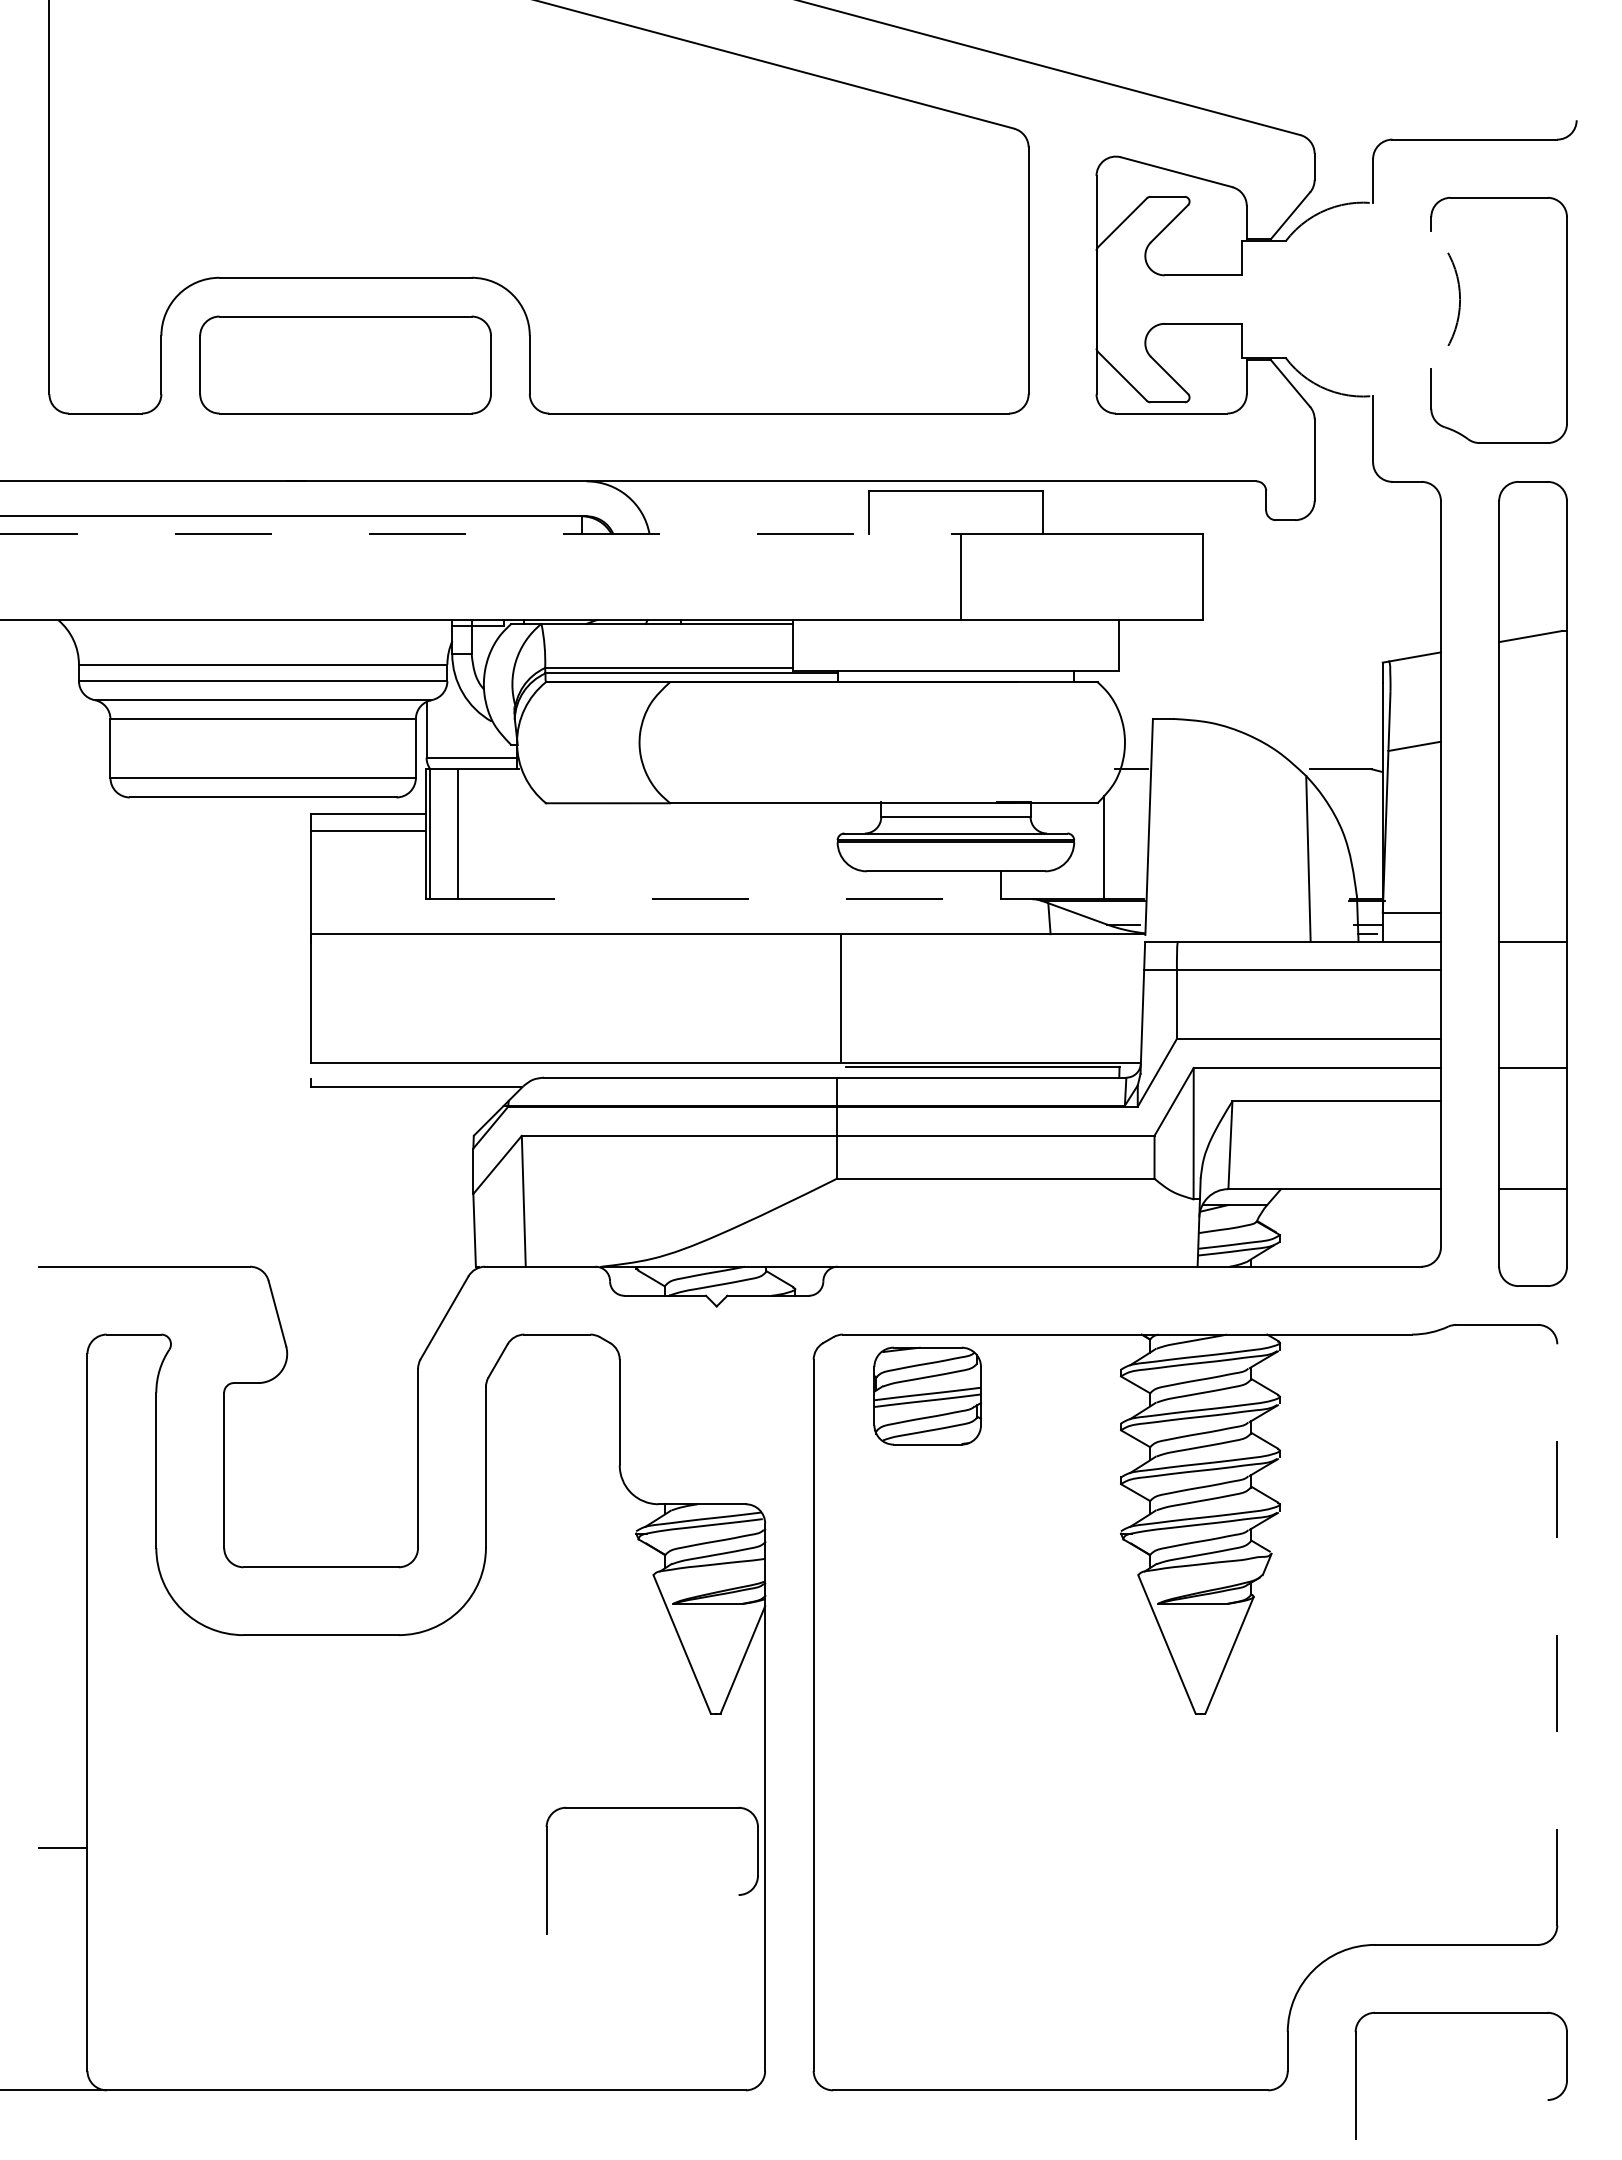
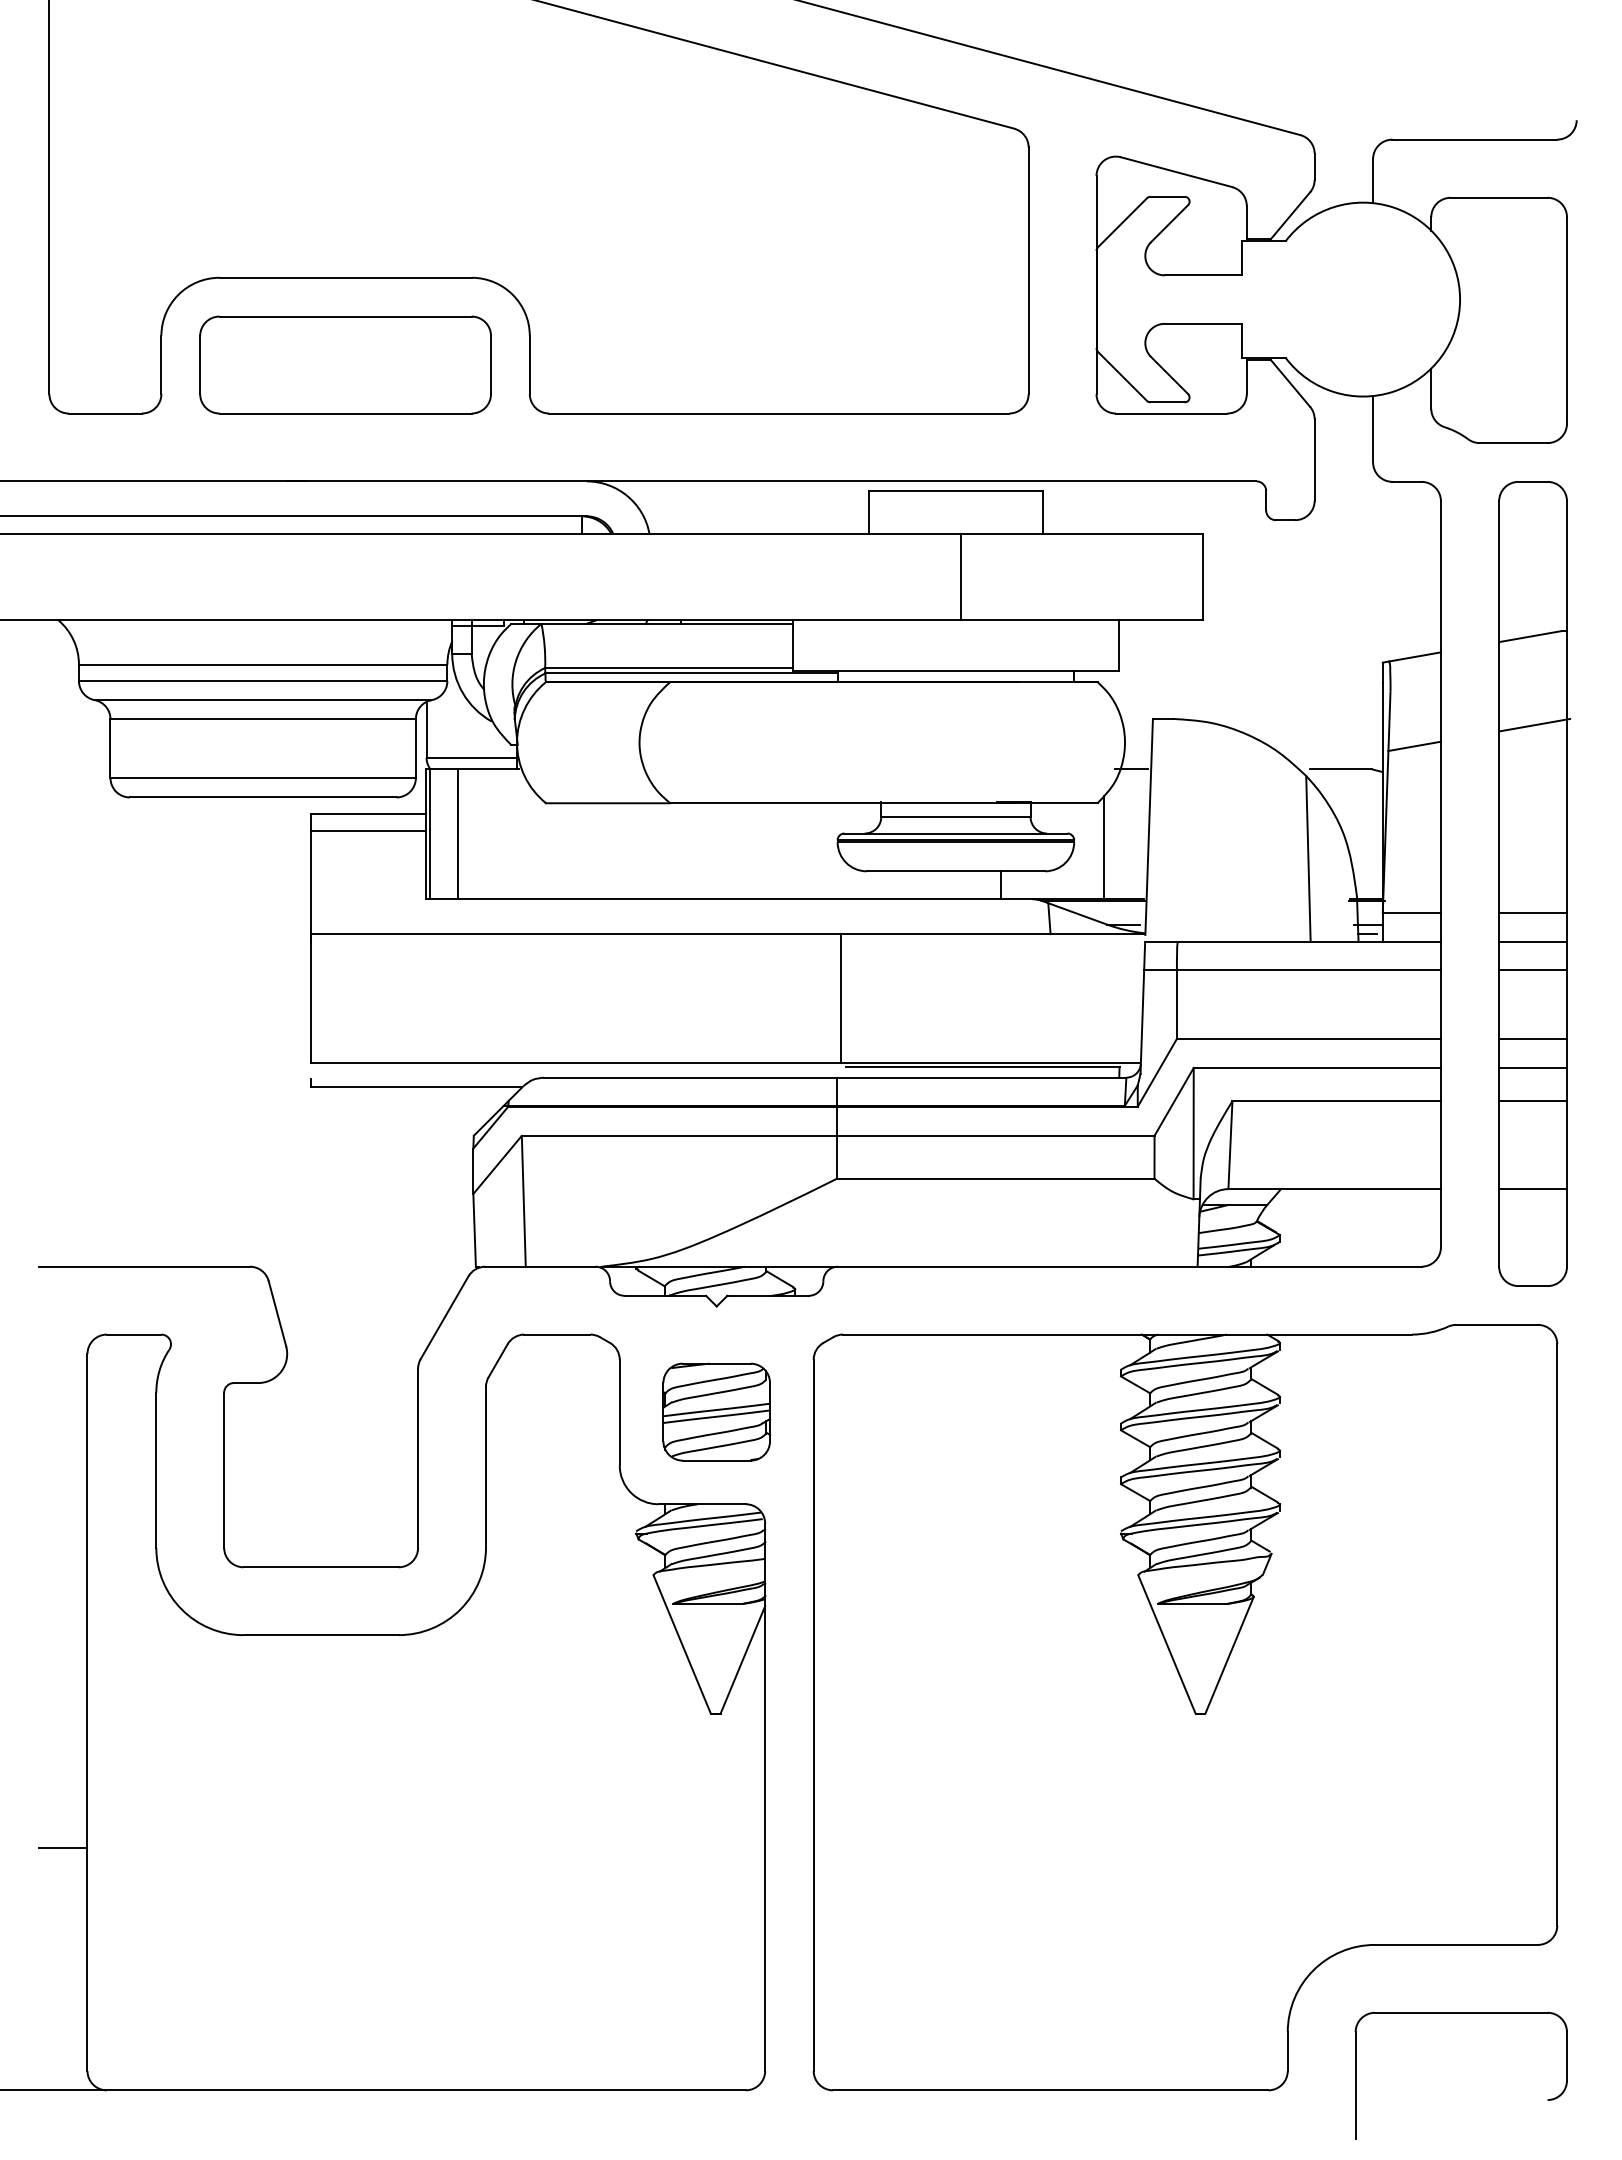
arc: dashed -> solid (1460, 299)
line: dashed -> solid (481, 533)
line: none -> present (1534, 724)
line: dashed -> solid (730, 899)
line: none -> present (1533, 912)
line: none -> present (1533, 970)
line: none -> present (1533, 1038)
line: none -> present (1533, 1101)
part position: (927, 1395) -> (716, 1411) (716, 1411)
line: dashed -> solid (1557, 1634)
part: present -> none (651, 1808)
